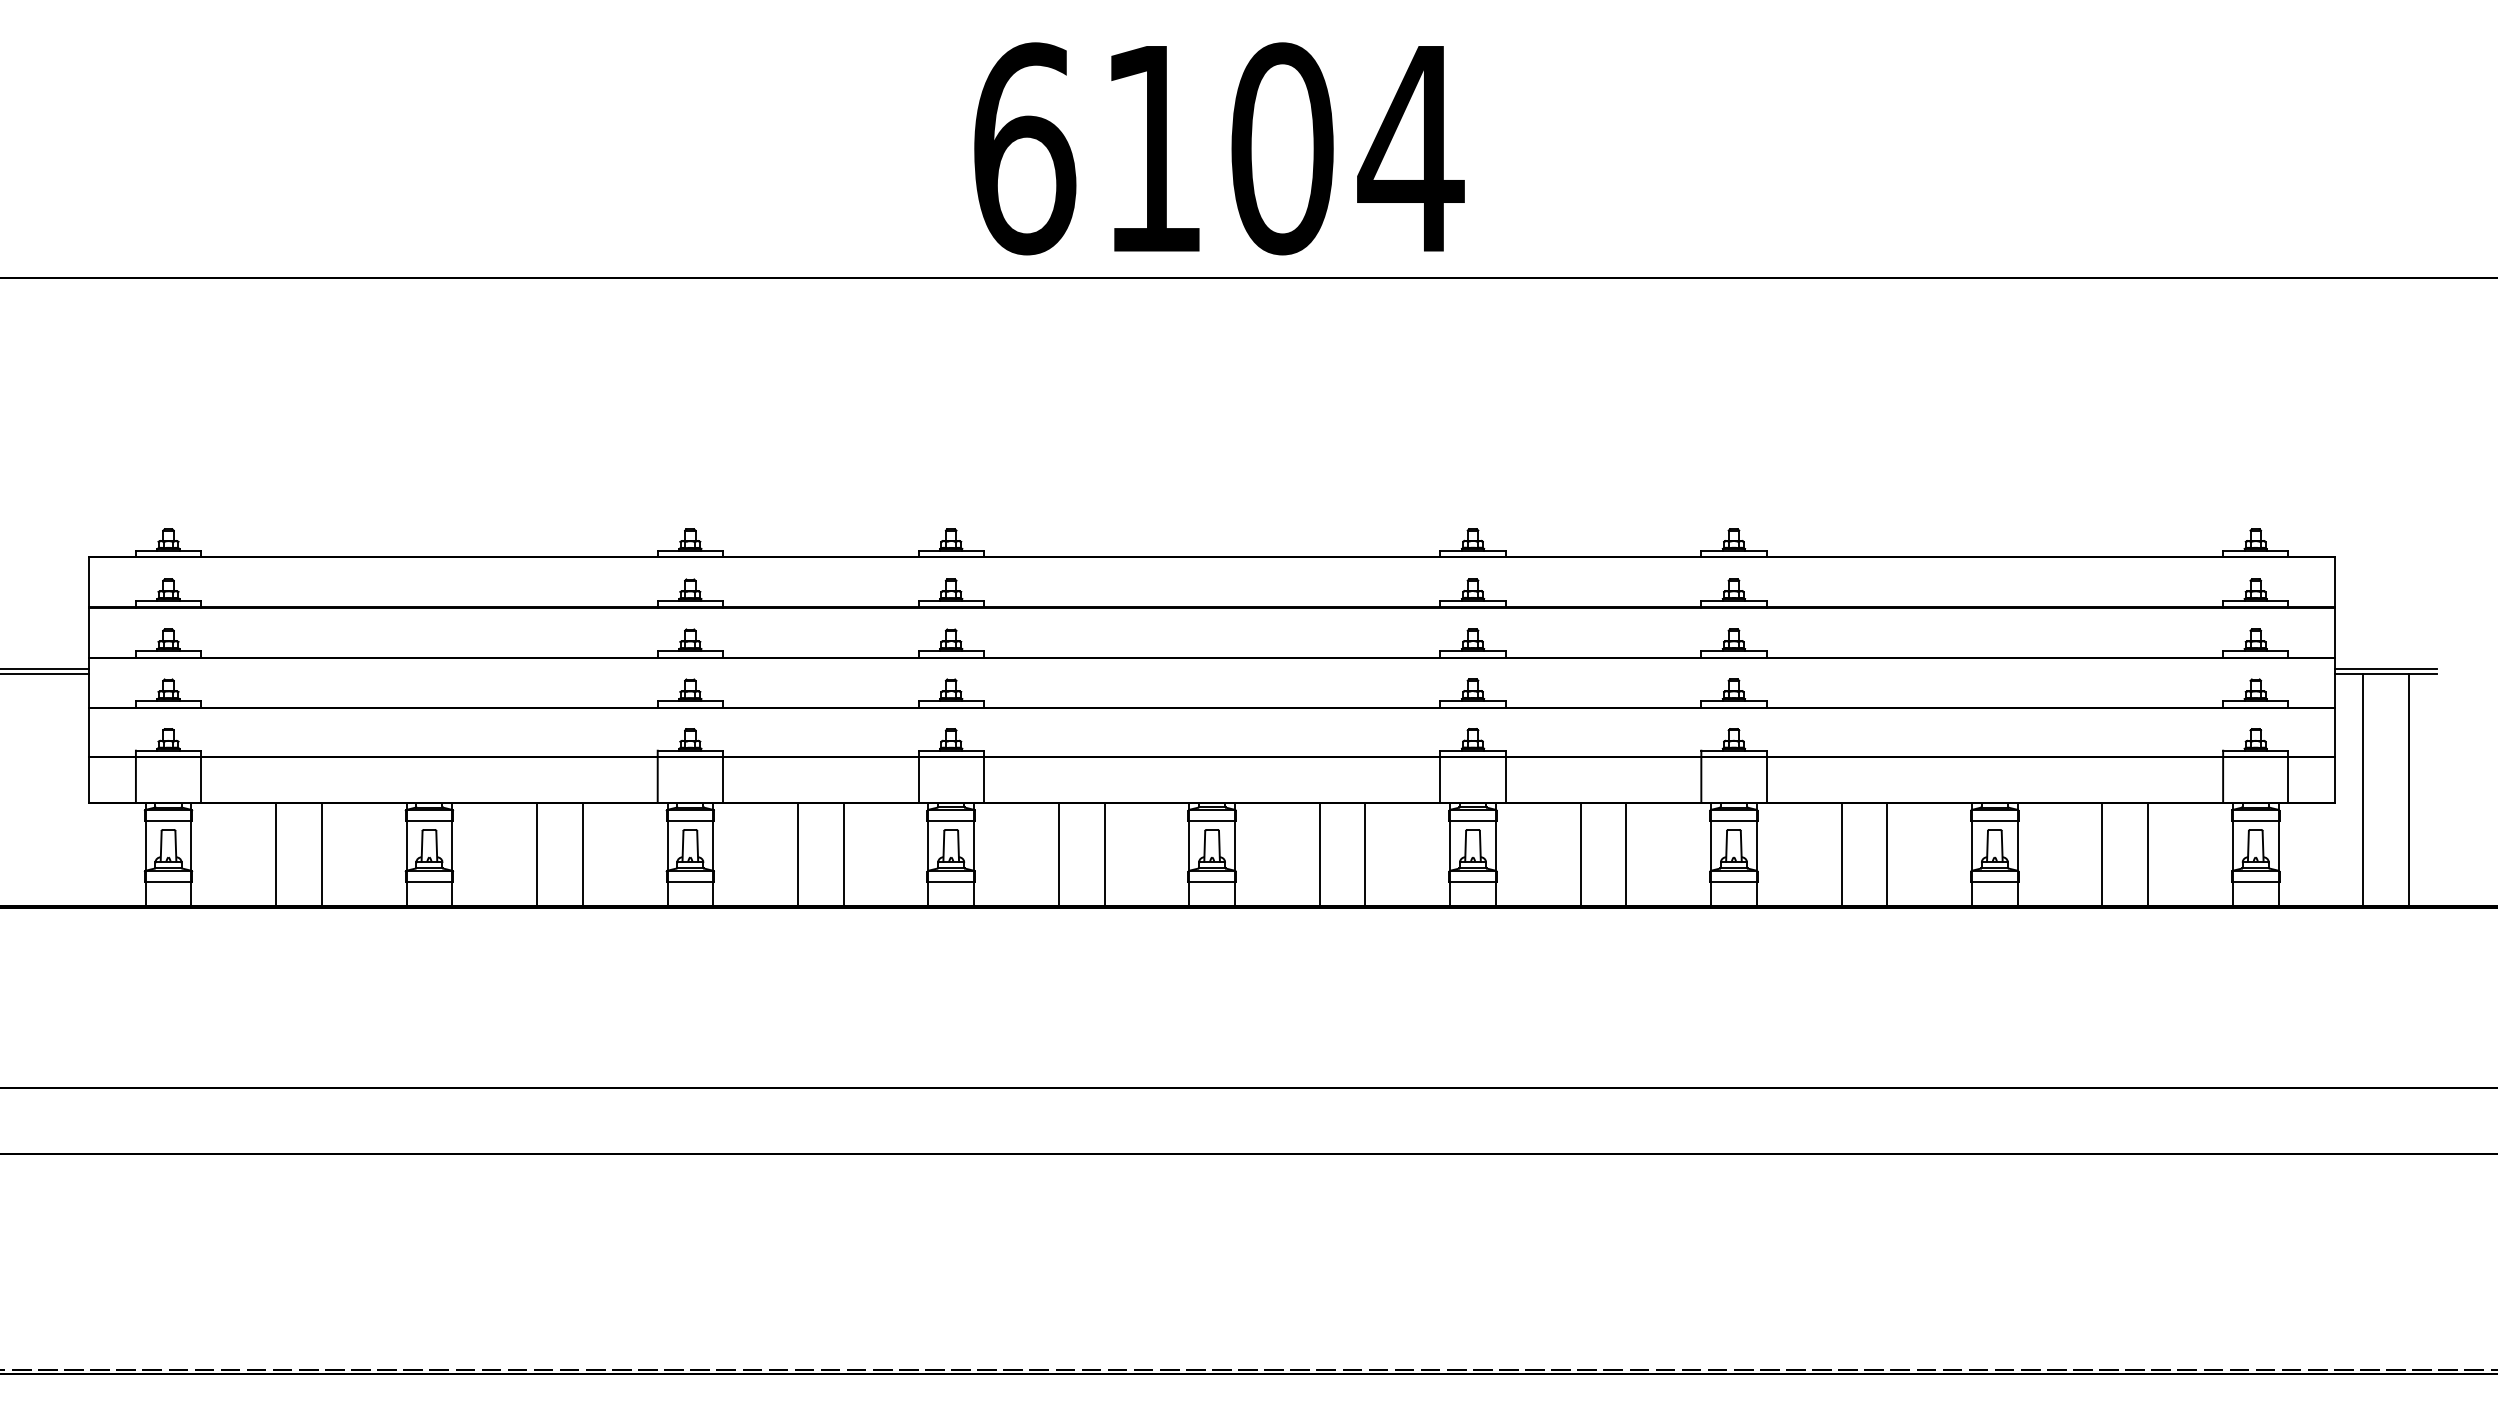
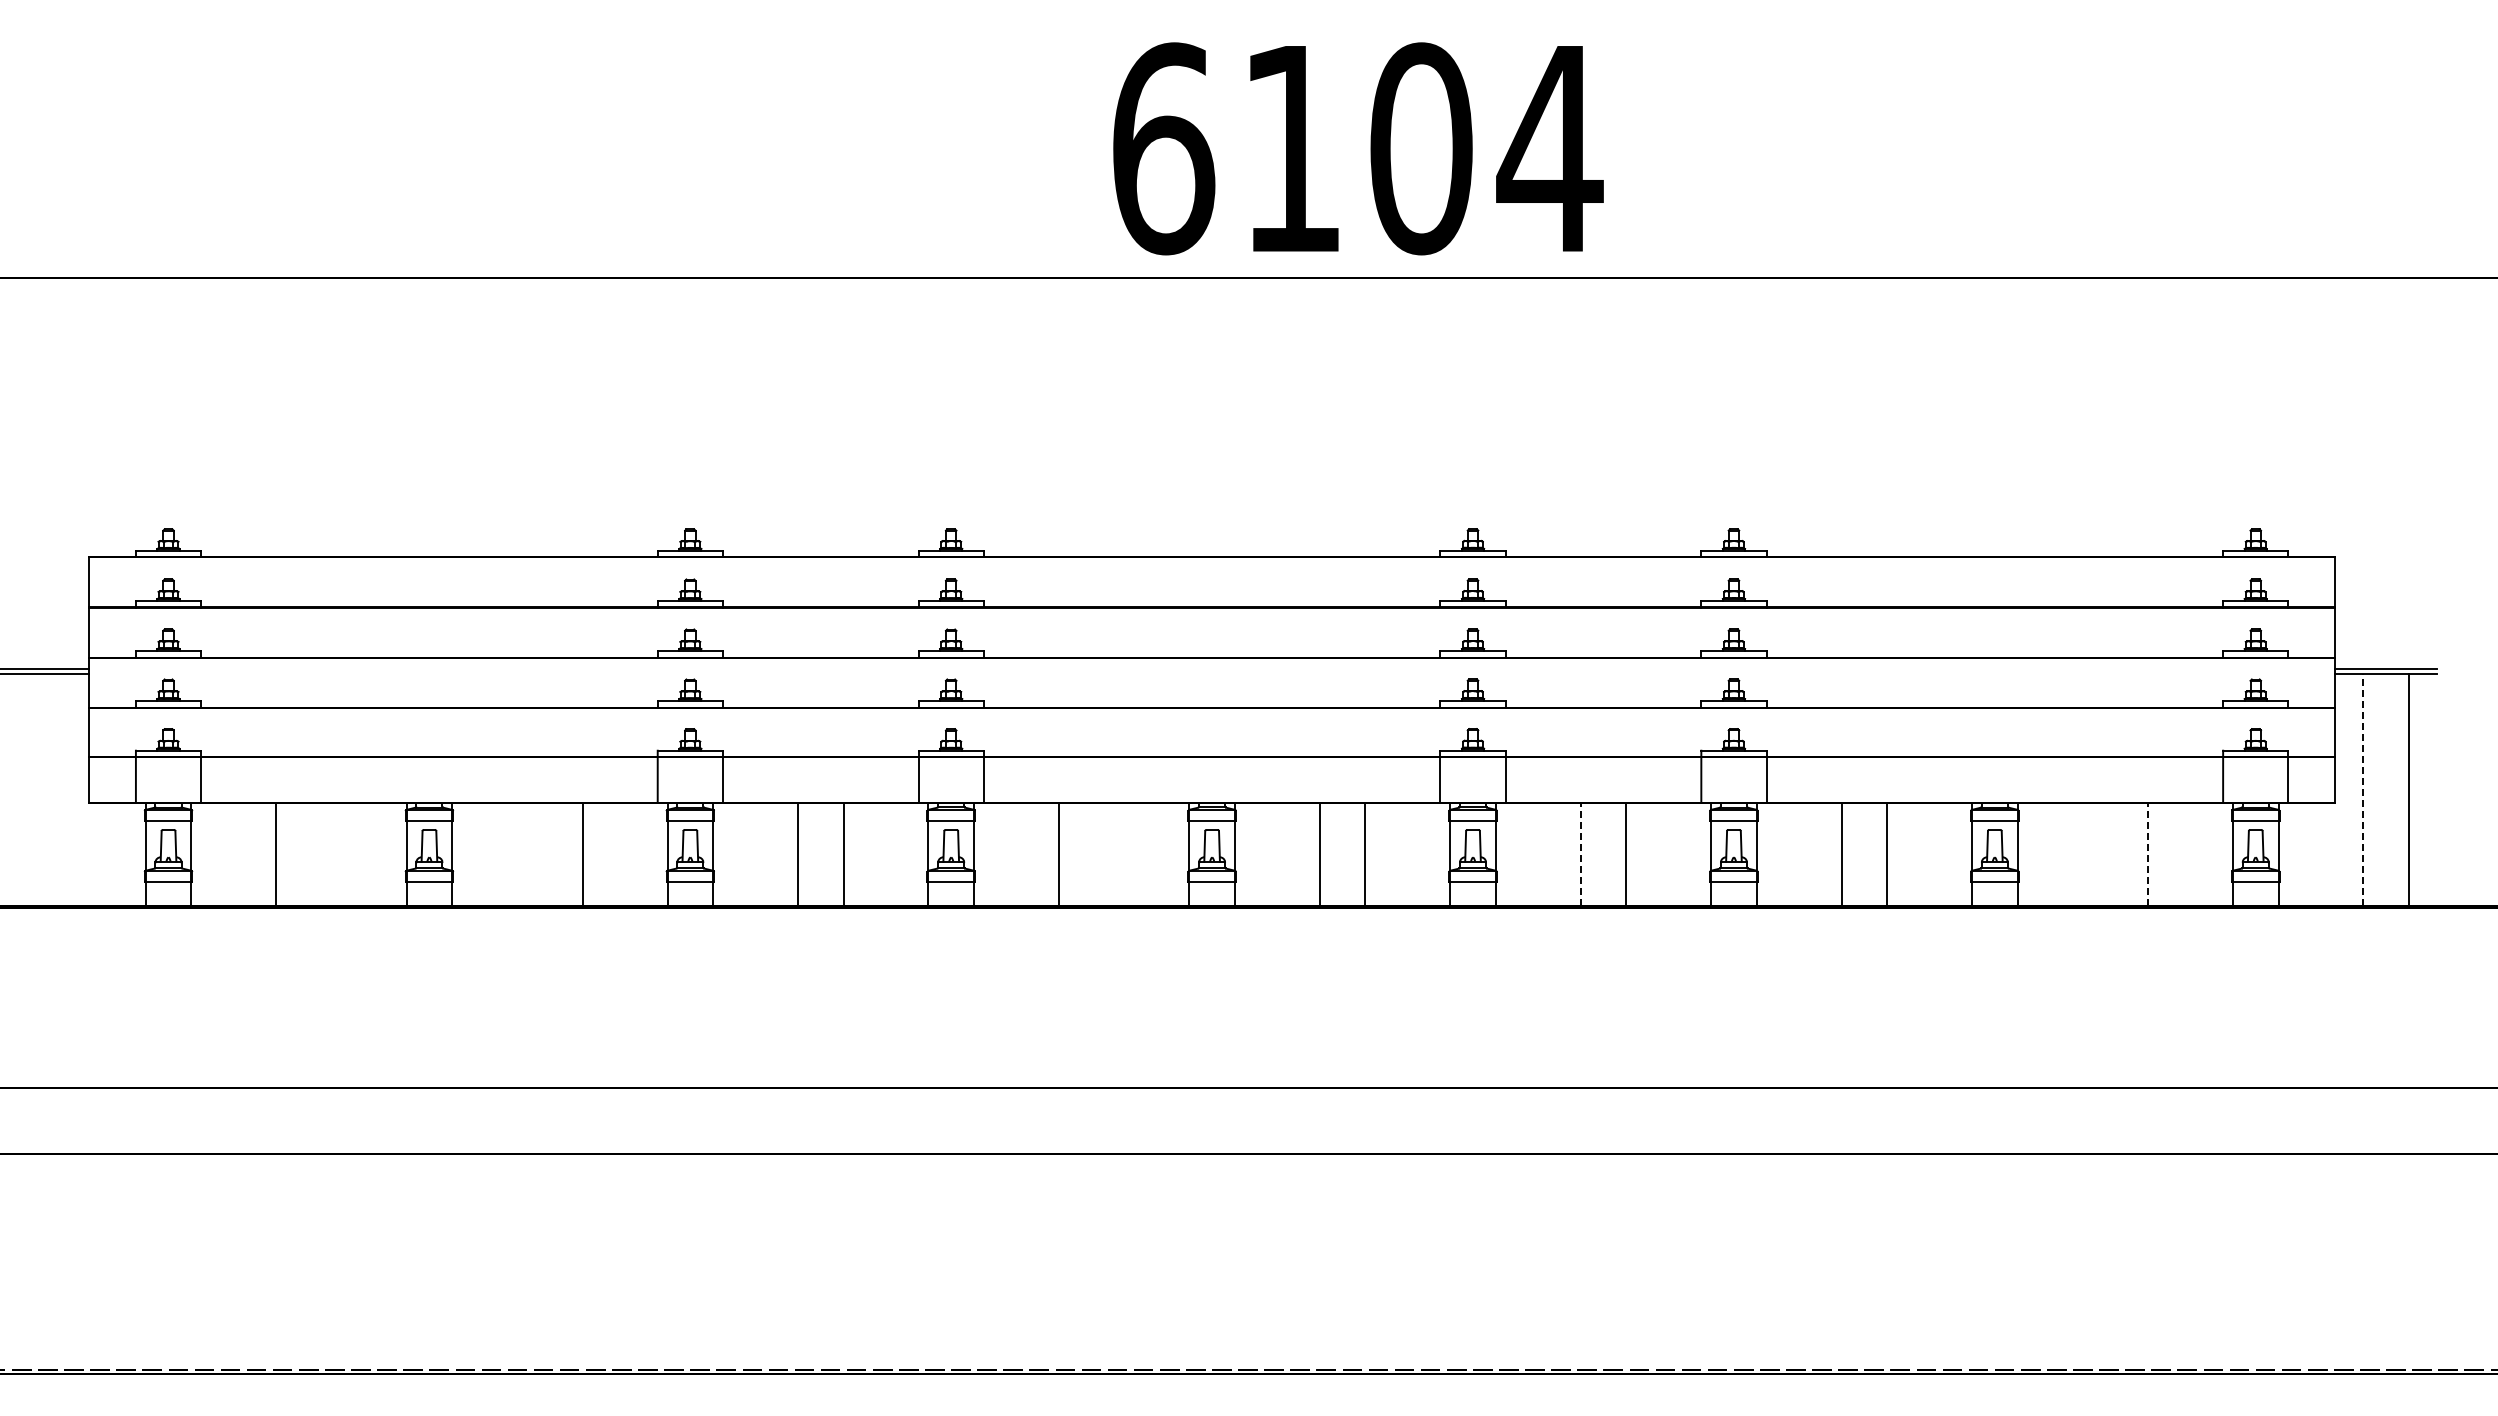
text position: (1219, 148) -> (1358, 148) (1358, 148)
line: solid -> dashed (2363, 789)
line: present -> none (321, 853)
line: present -> none (537, 853)
line: present -> none (1104, 853)
line: present -> none (2102, 853)
line: solid -> dashed (1580, 854)
line: solid -> dashed (2148, 854)
